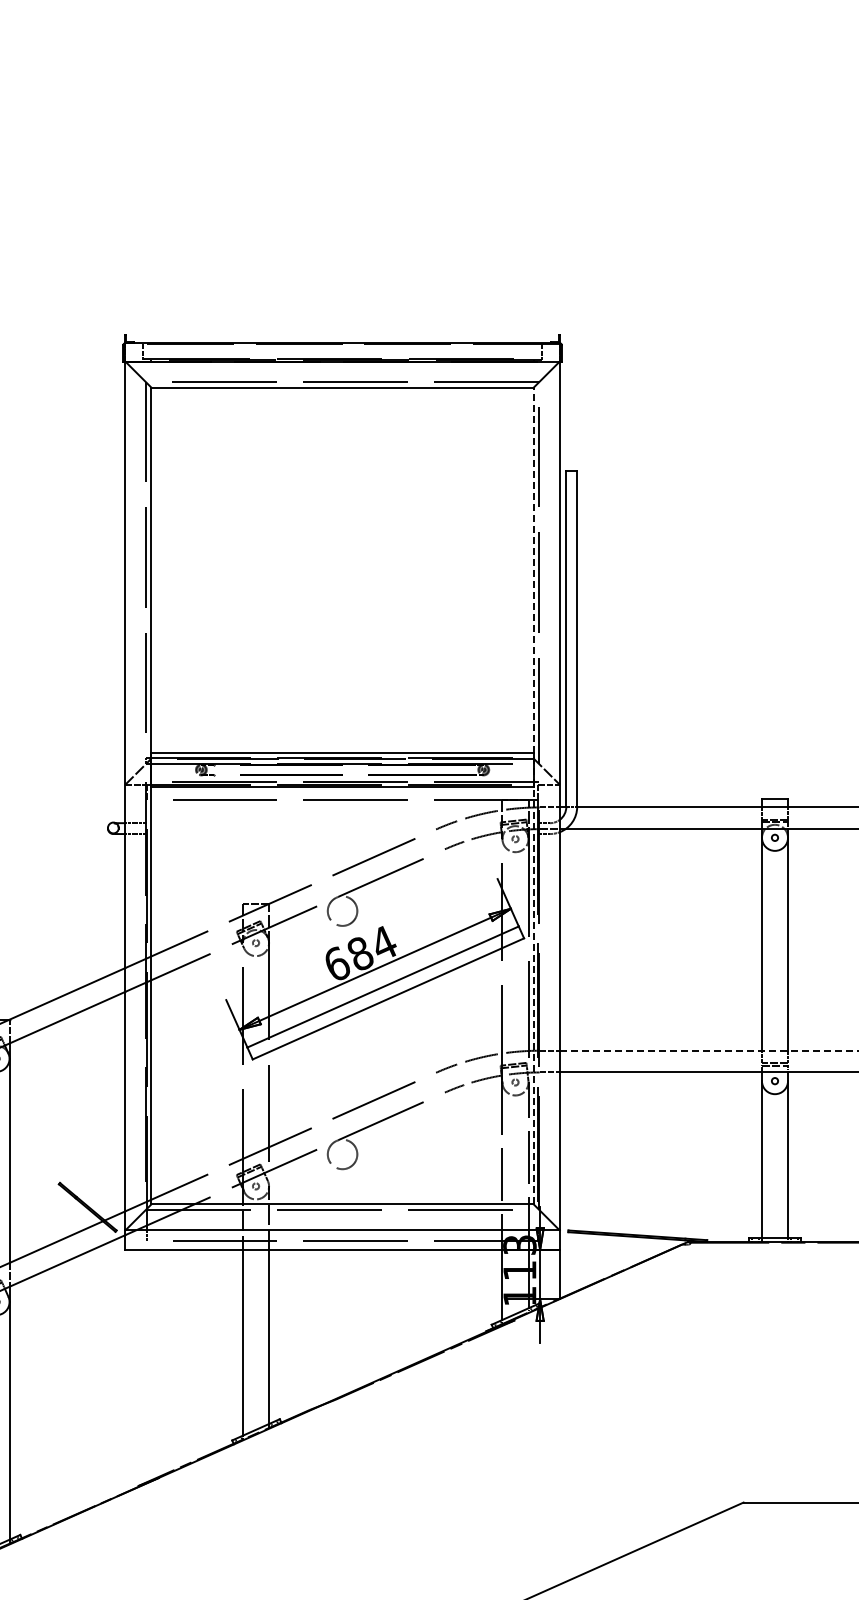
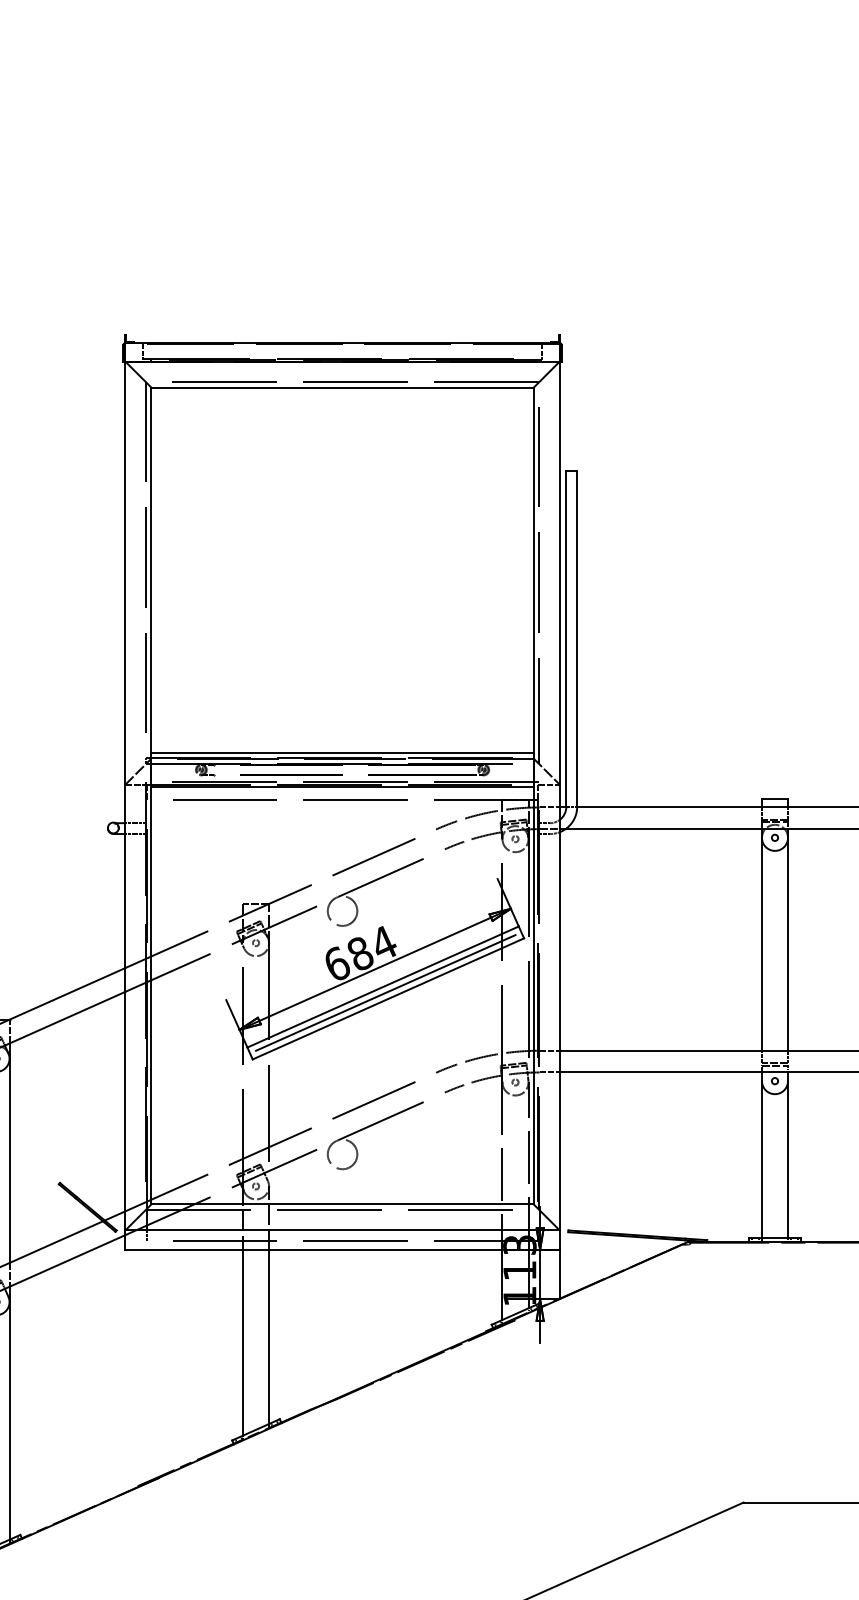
line: dashed -> solid (533, 795)
line: none -> present (385, 992)
line: dashed -> solid (709, 1050)
